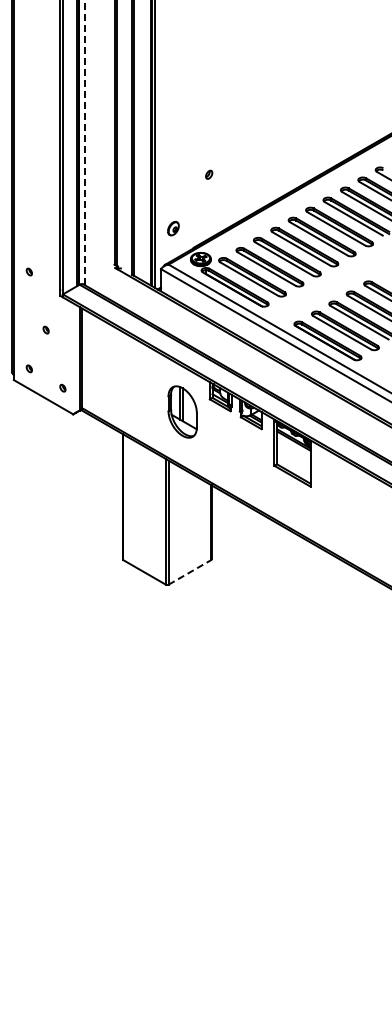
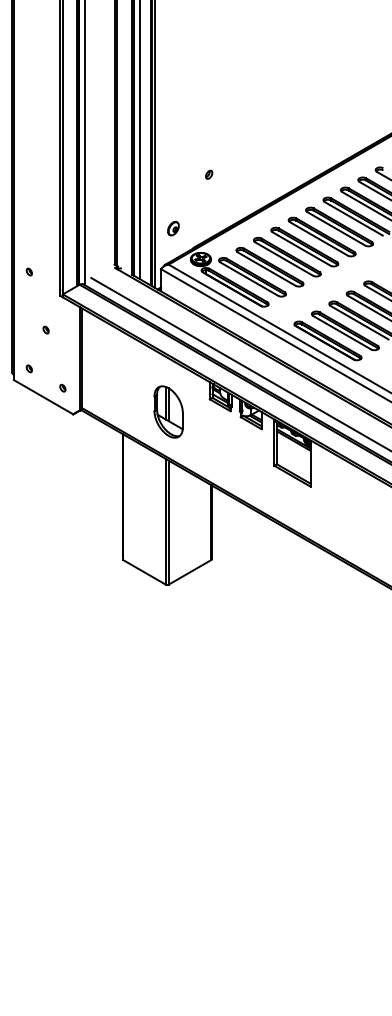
line: none -> present (140, 140)
line: dashed -> solid (85, 142)
line: none -> present (239, 363)
part position: (182, 411) -> (168, 411) (168, 411)
line: dashed -> solid (189, 572)
